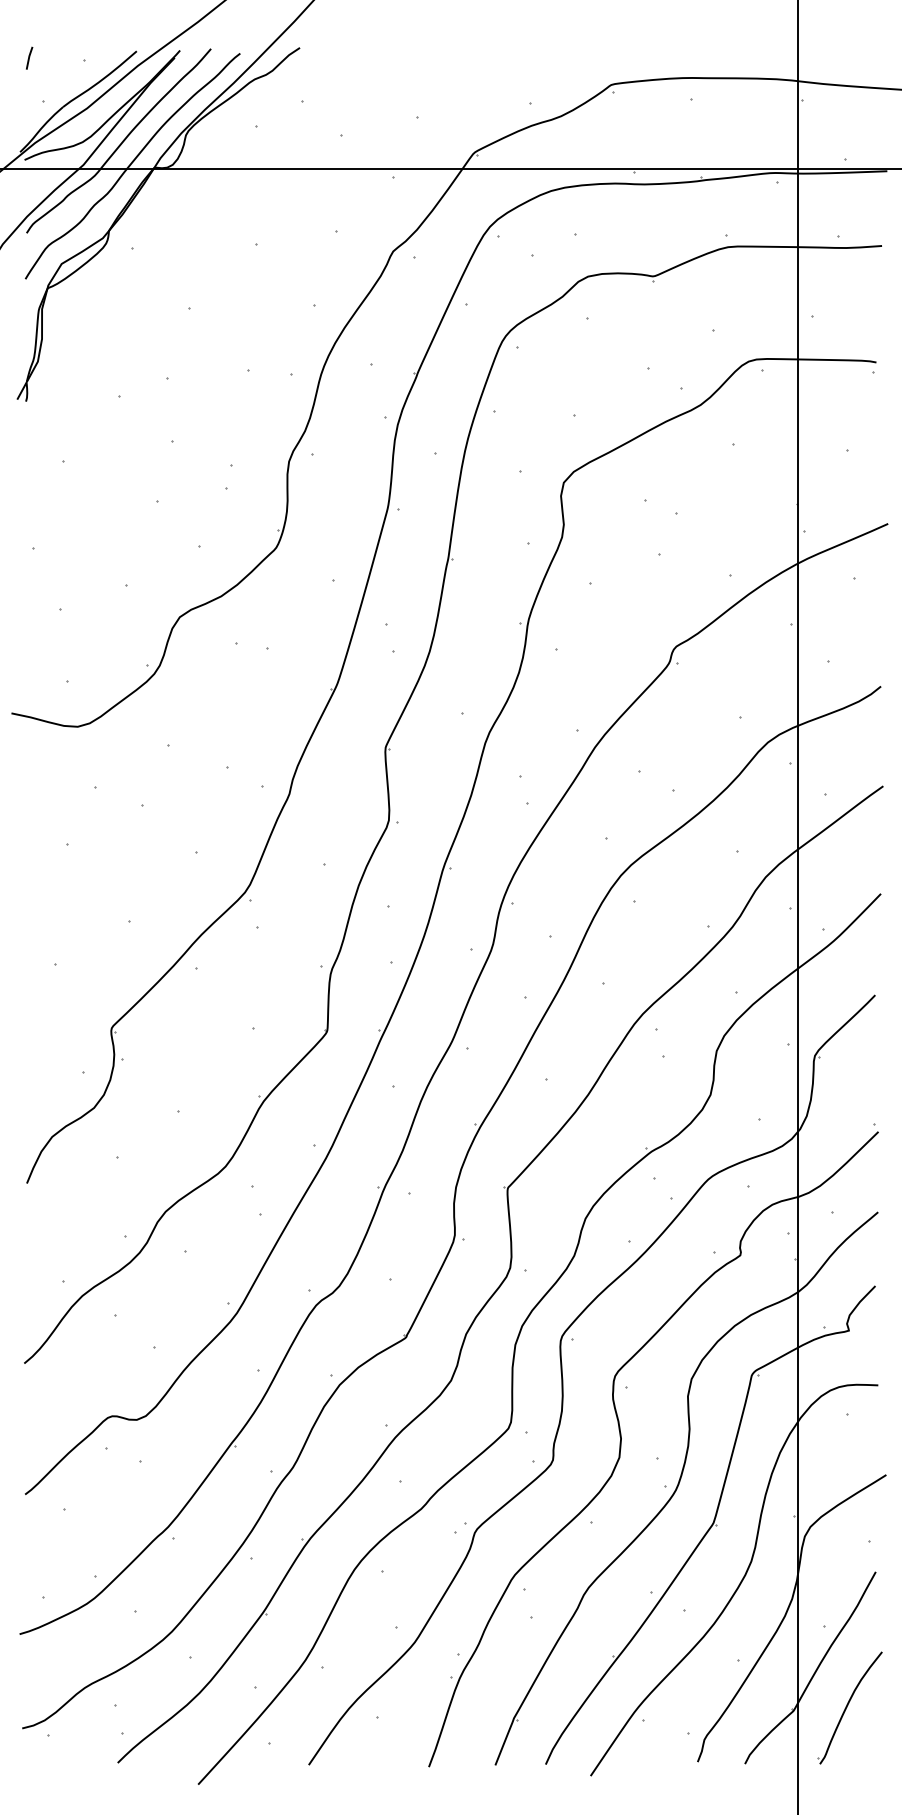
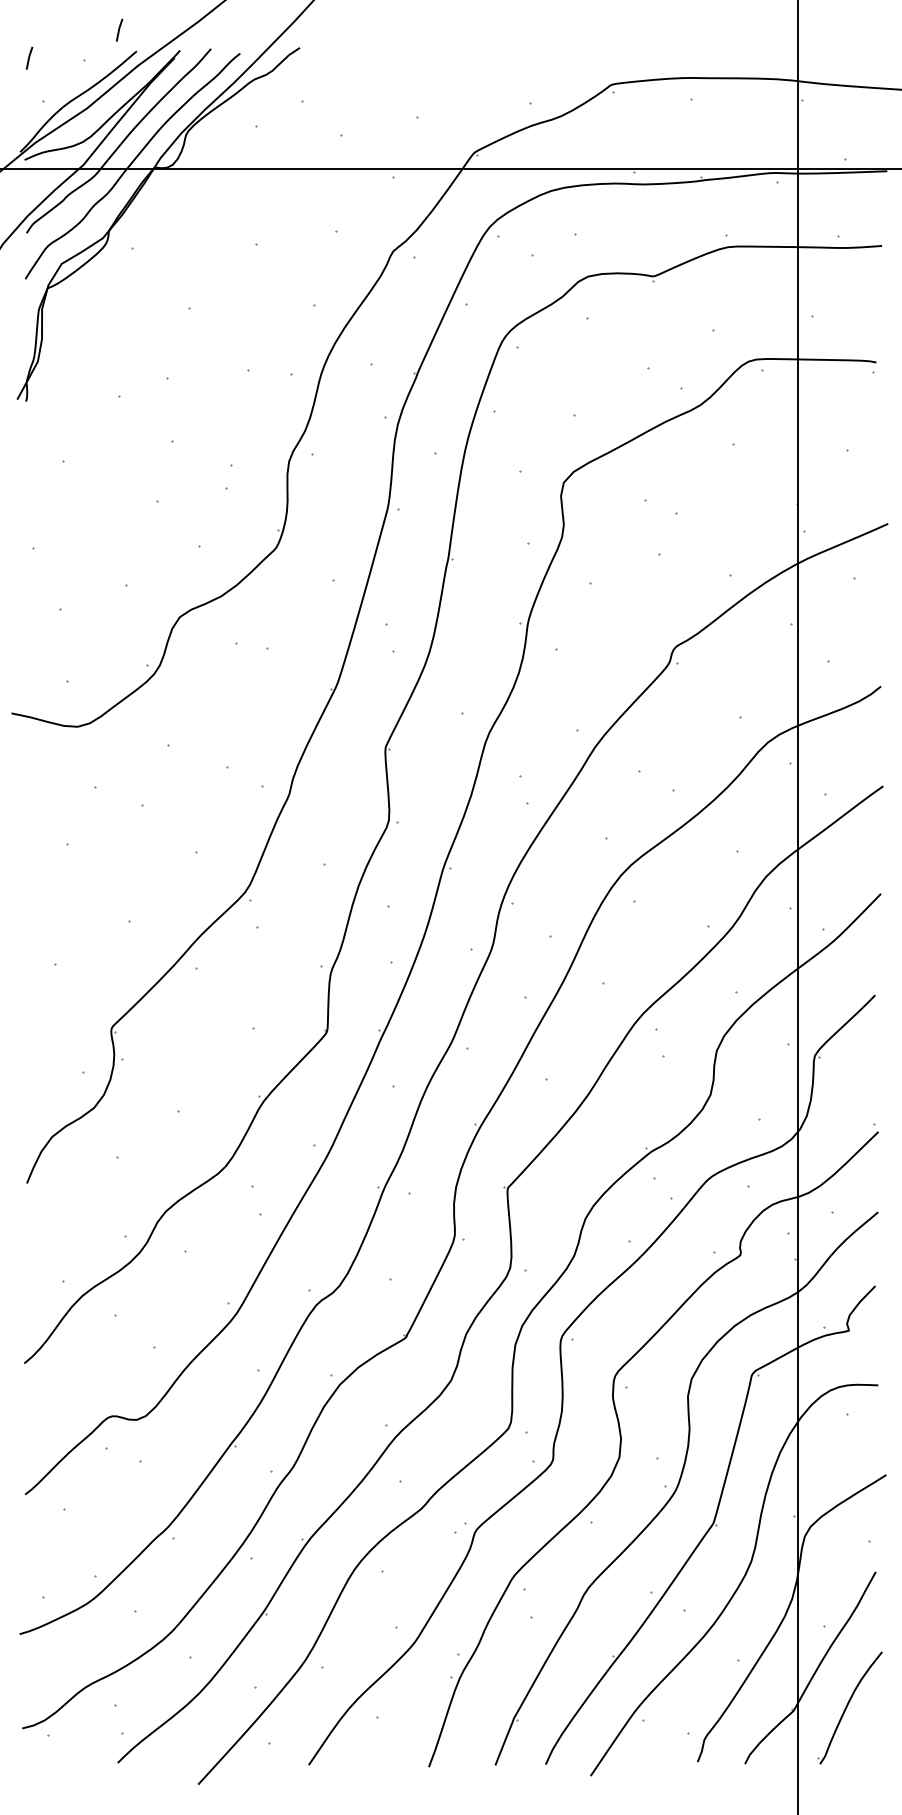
line: none -> present (119, 29)
